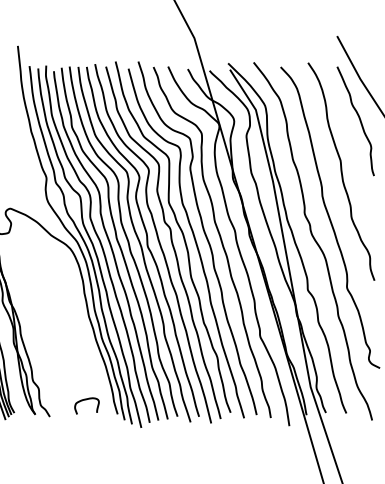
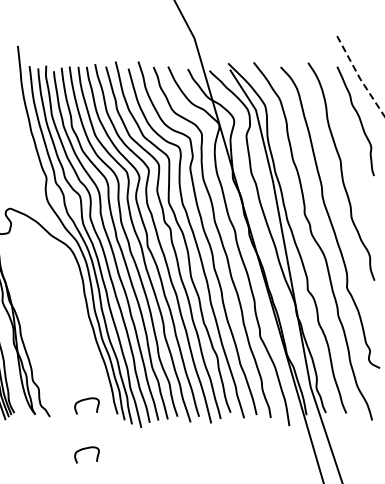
line: solid -> dashed (359, 78)
curve: none -> present (86, 449)
